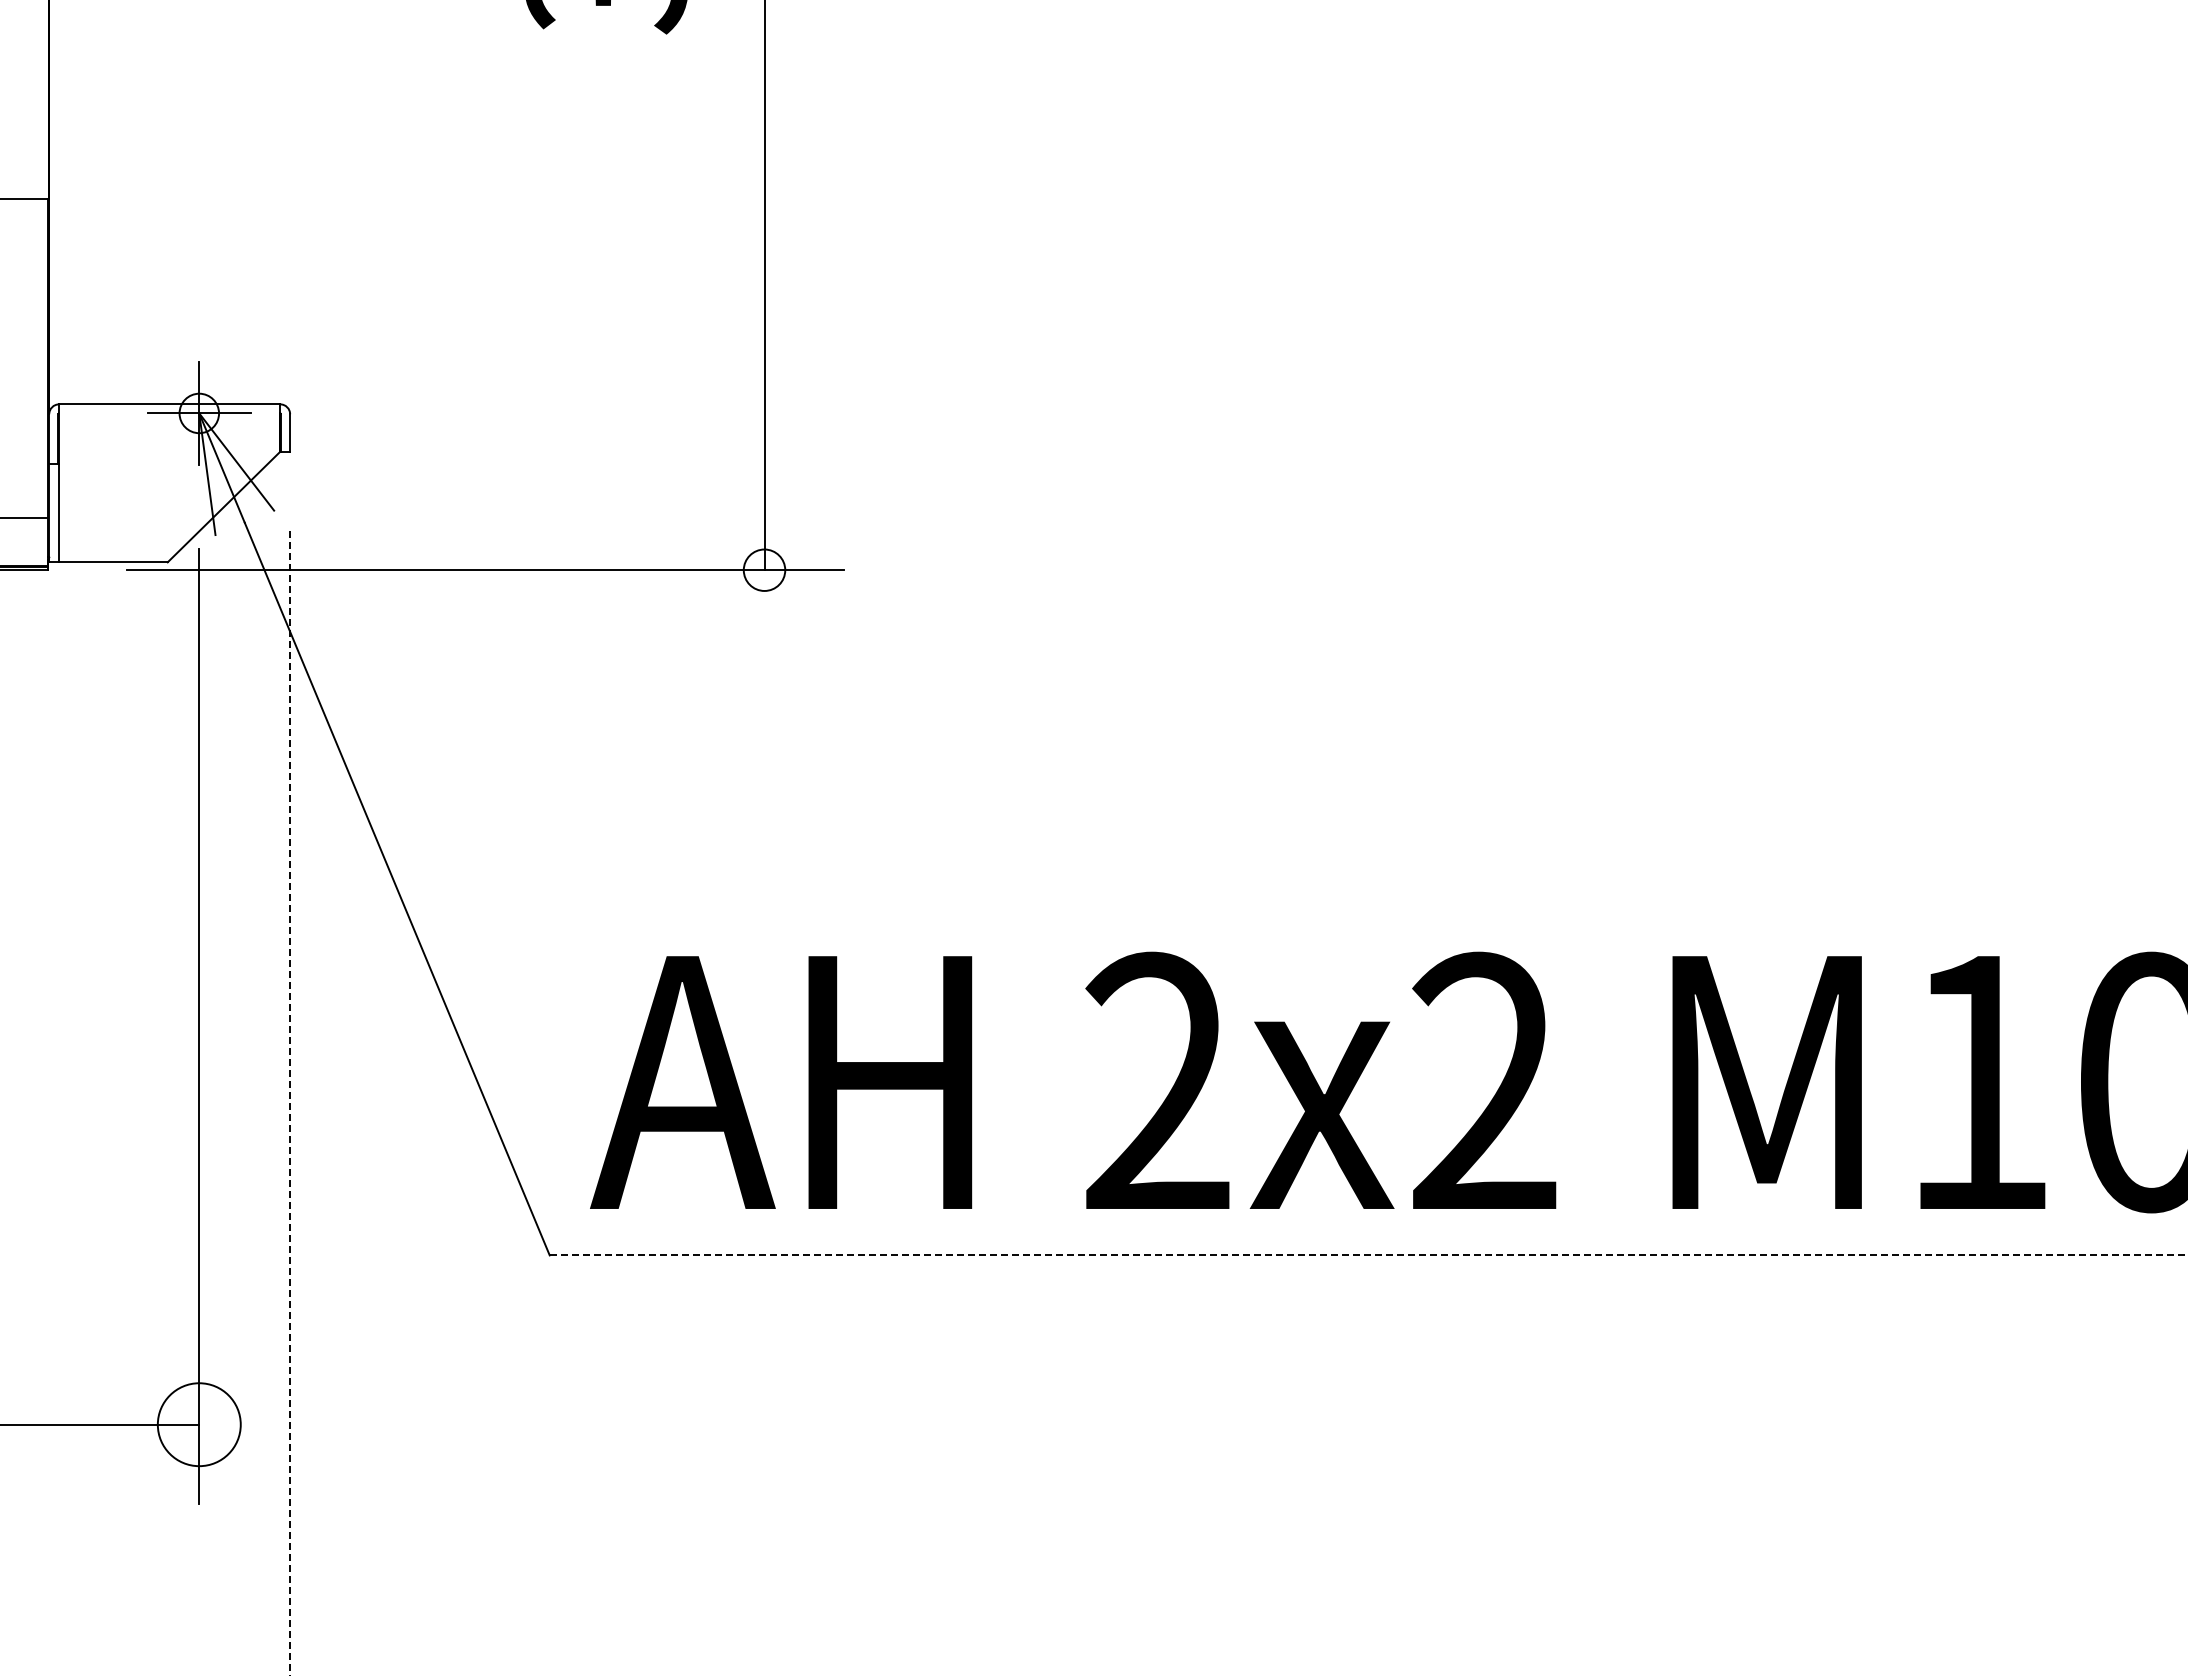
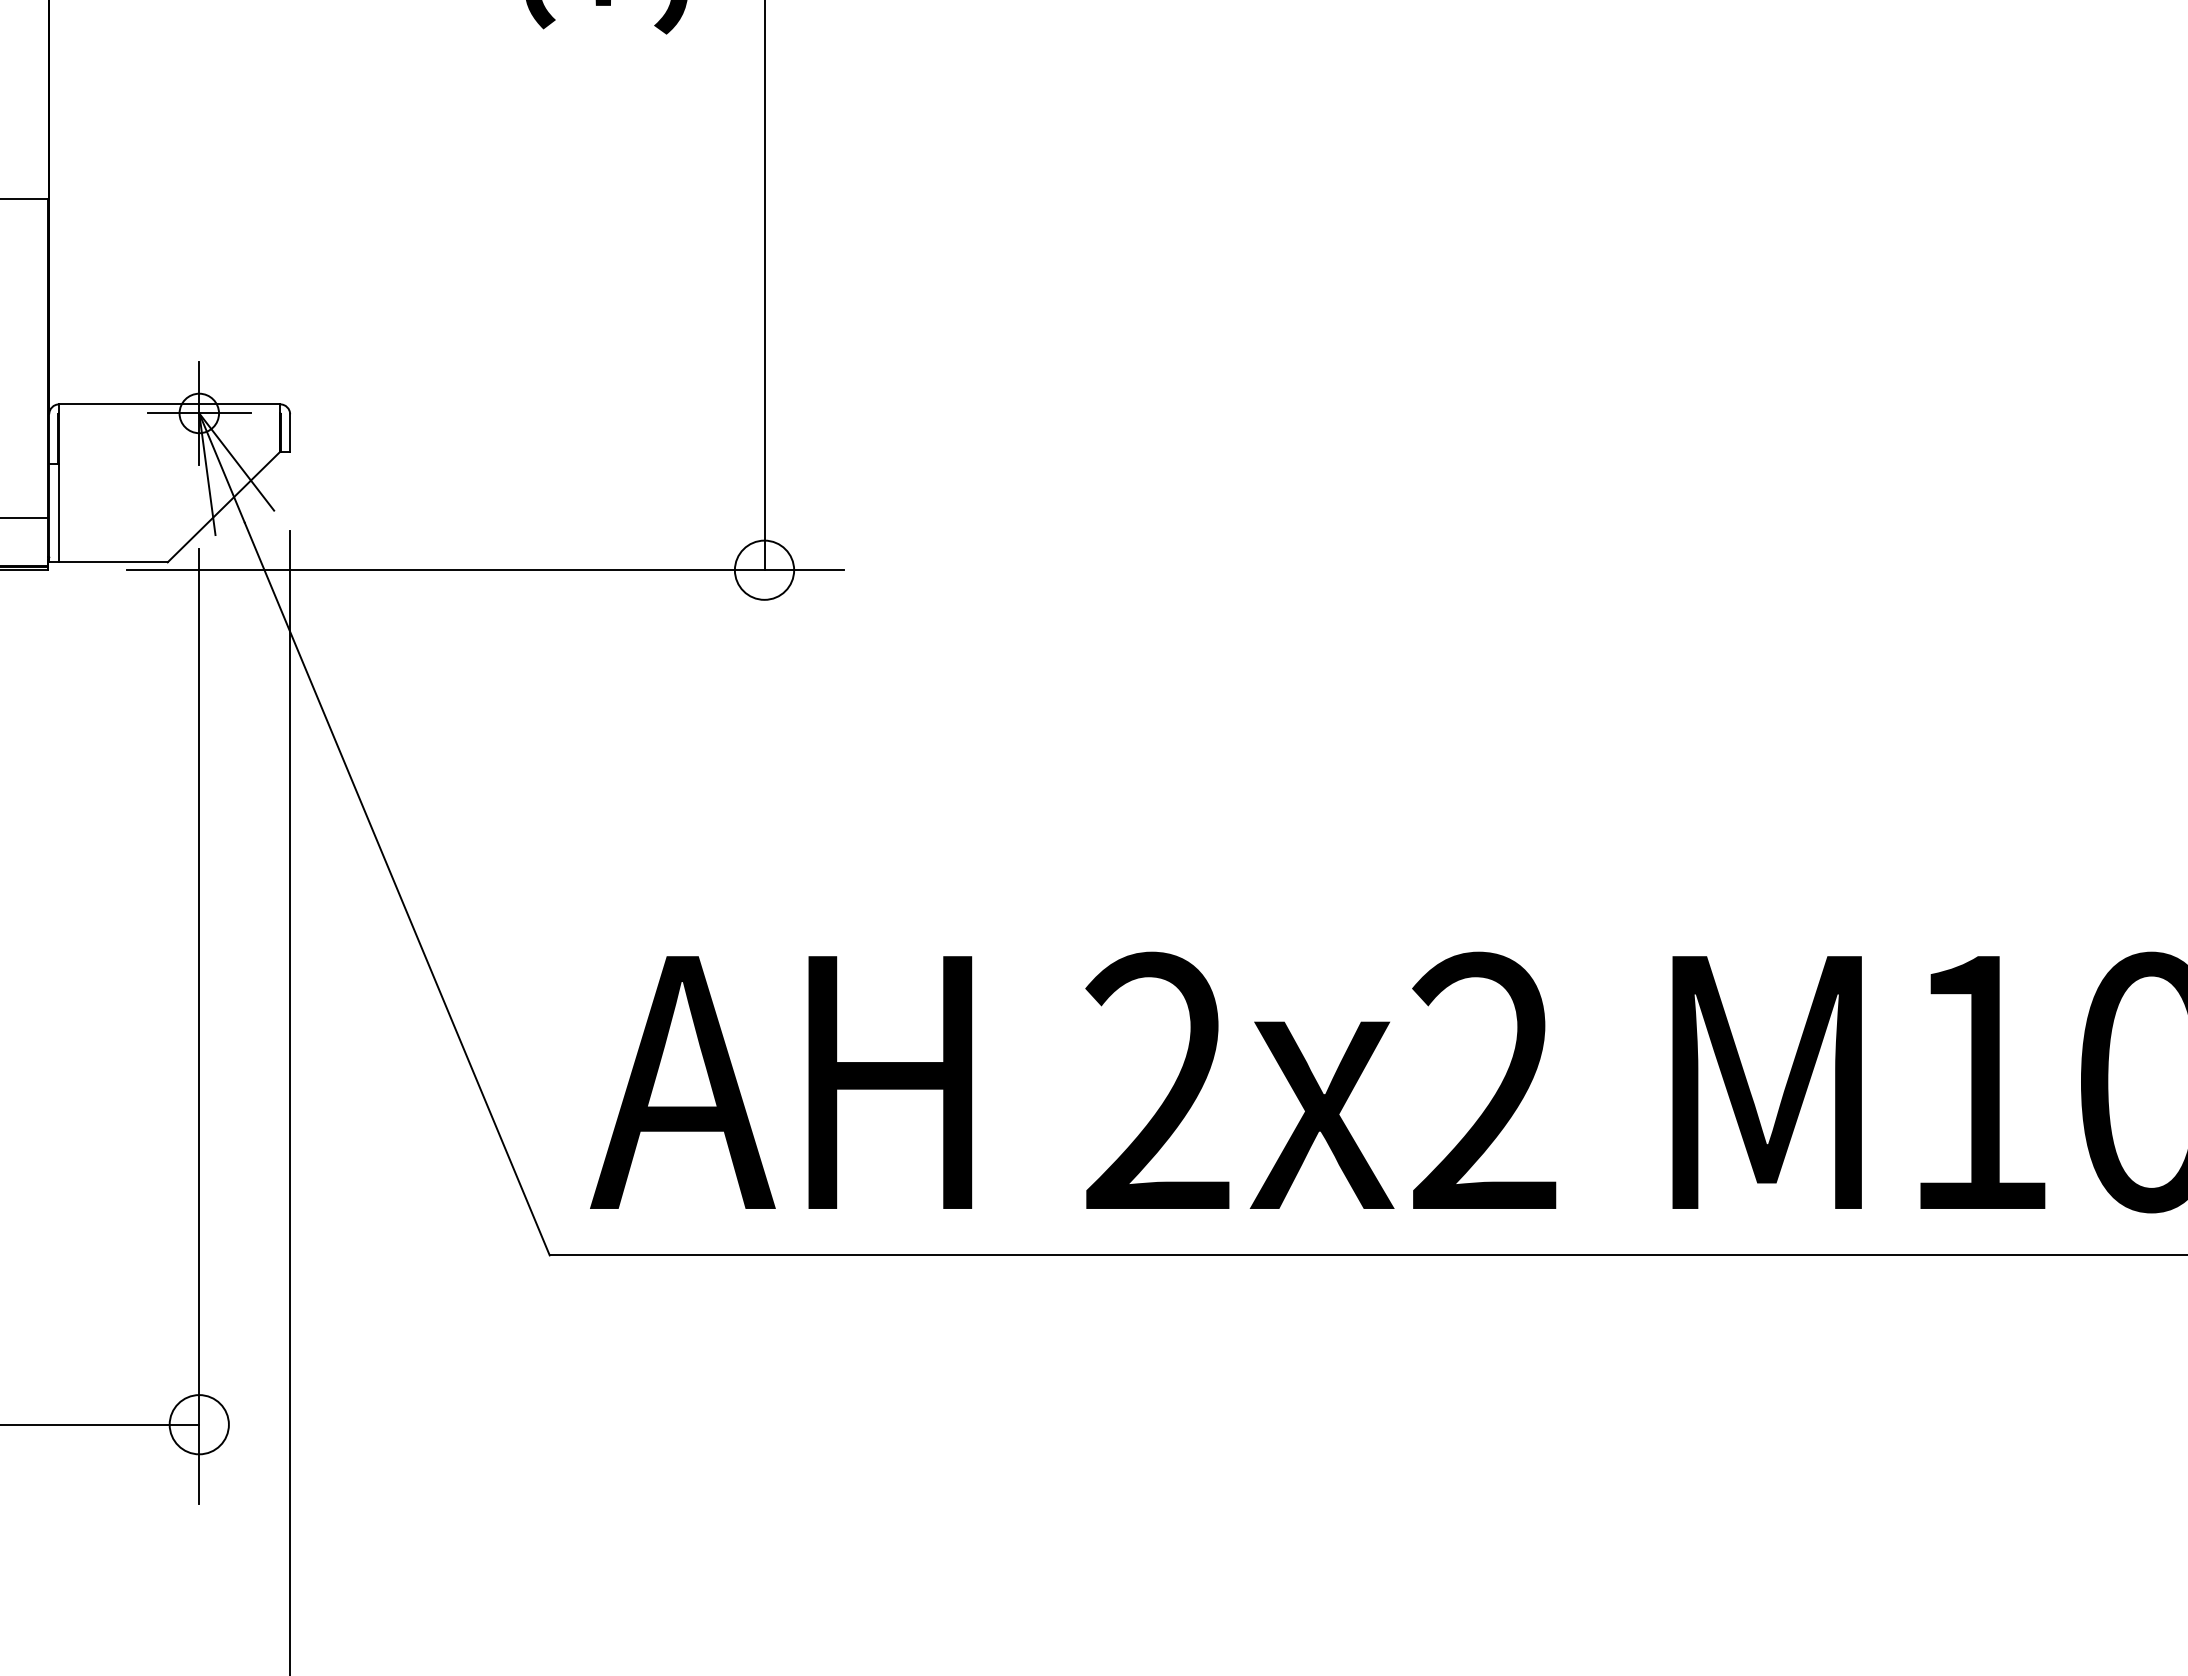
circle diameter: 41 px -> 59 px (764, 569)
line: dashed -> solid (290, 1103)
line: dashed -> solid (1368, 1255)
circle diameter: 83 px -> 59 px (198, 1424)
